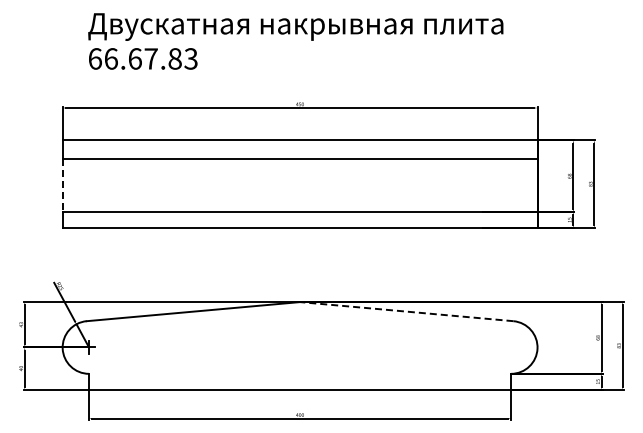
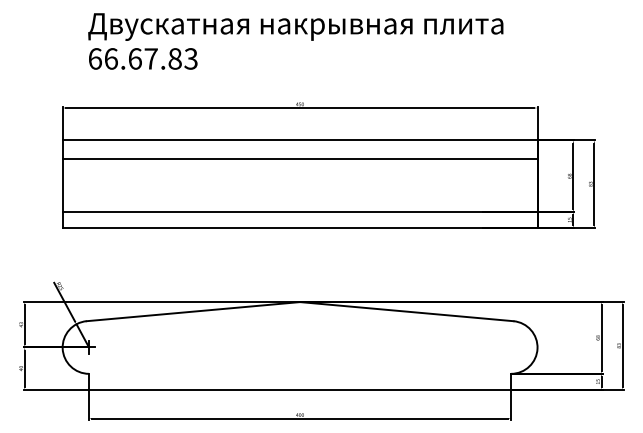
line: dashed -> solid (62, 186)
line: dashed -> solid (406, 311)
